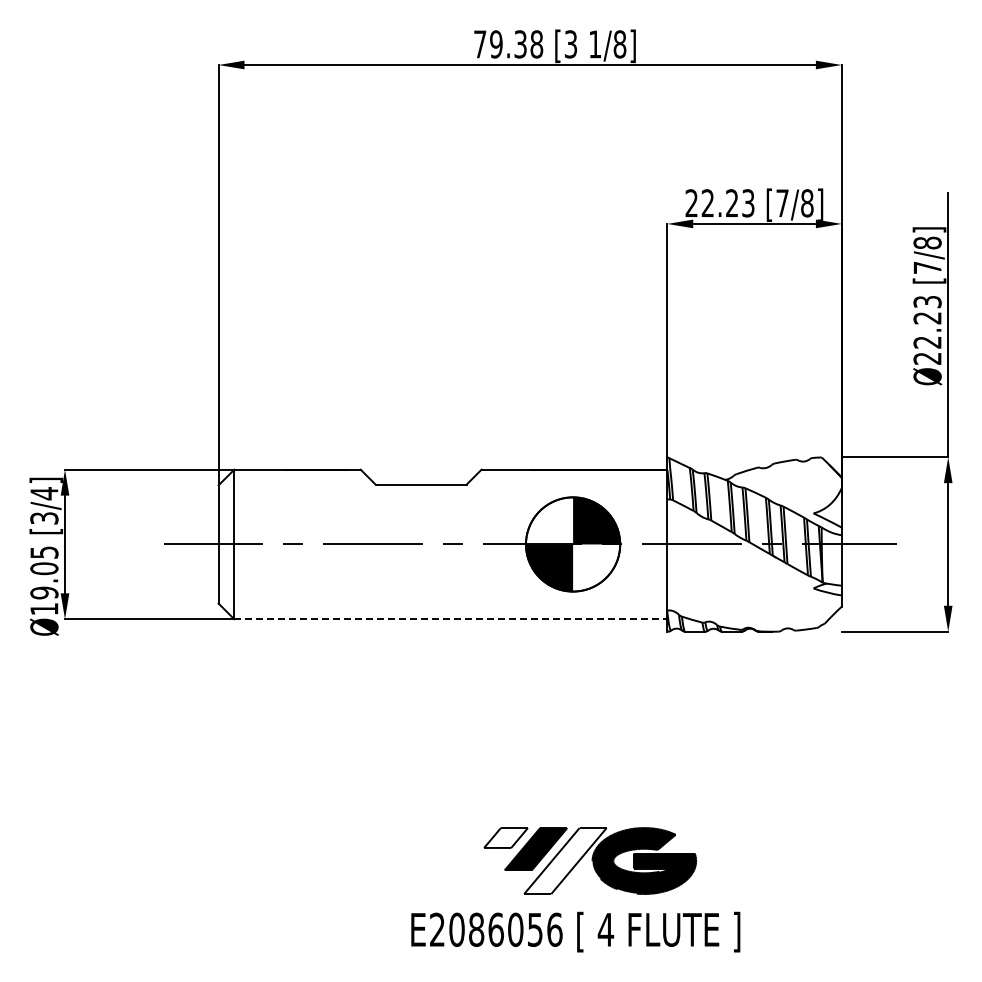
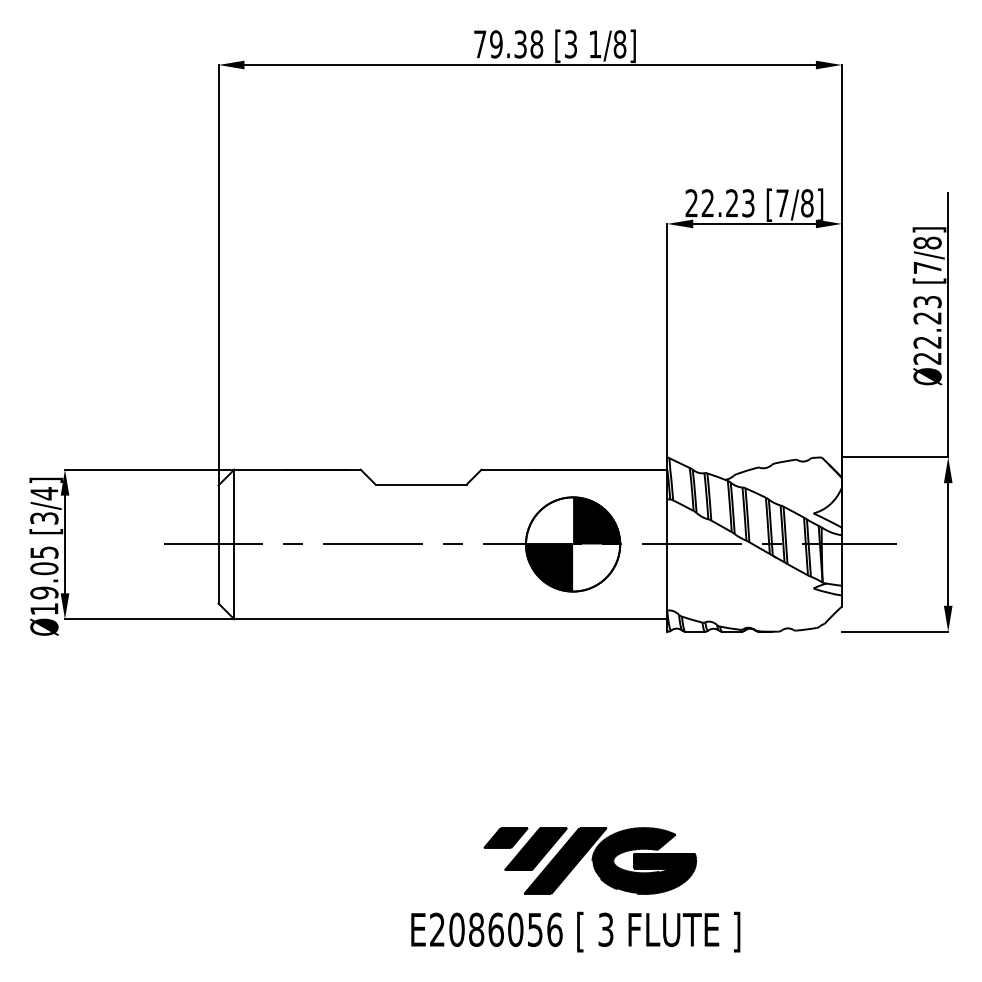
line: dashed -> solid (450, 619)
fill: none -> present (505, 837)
fill: none -> present (565, 861)
text: 4 -> 3 (605, 929)
